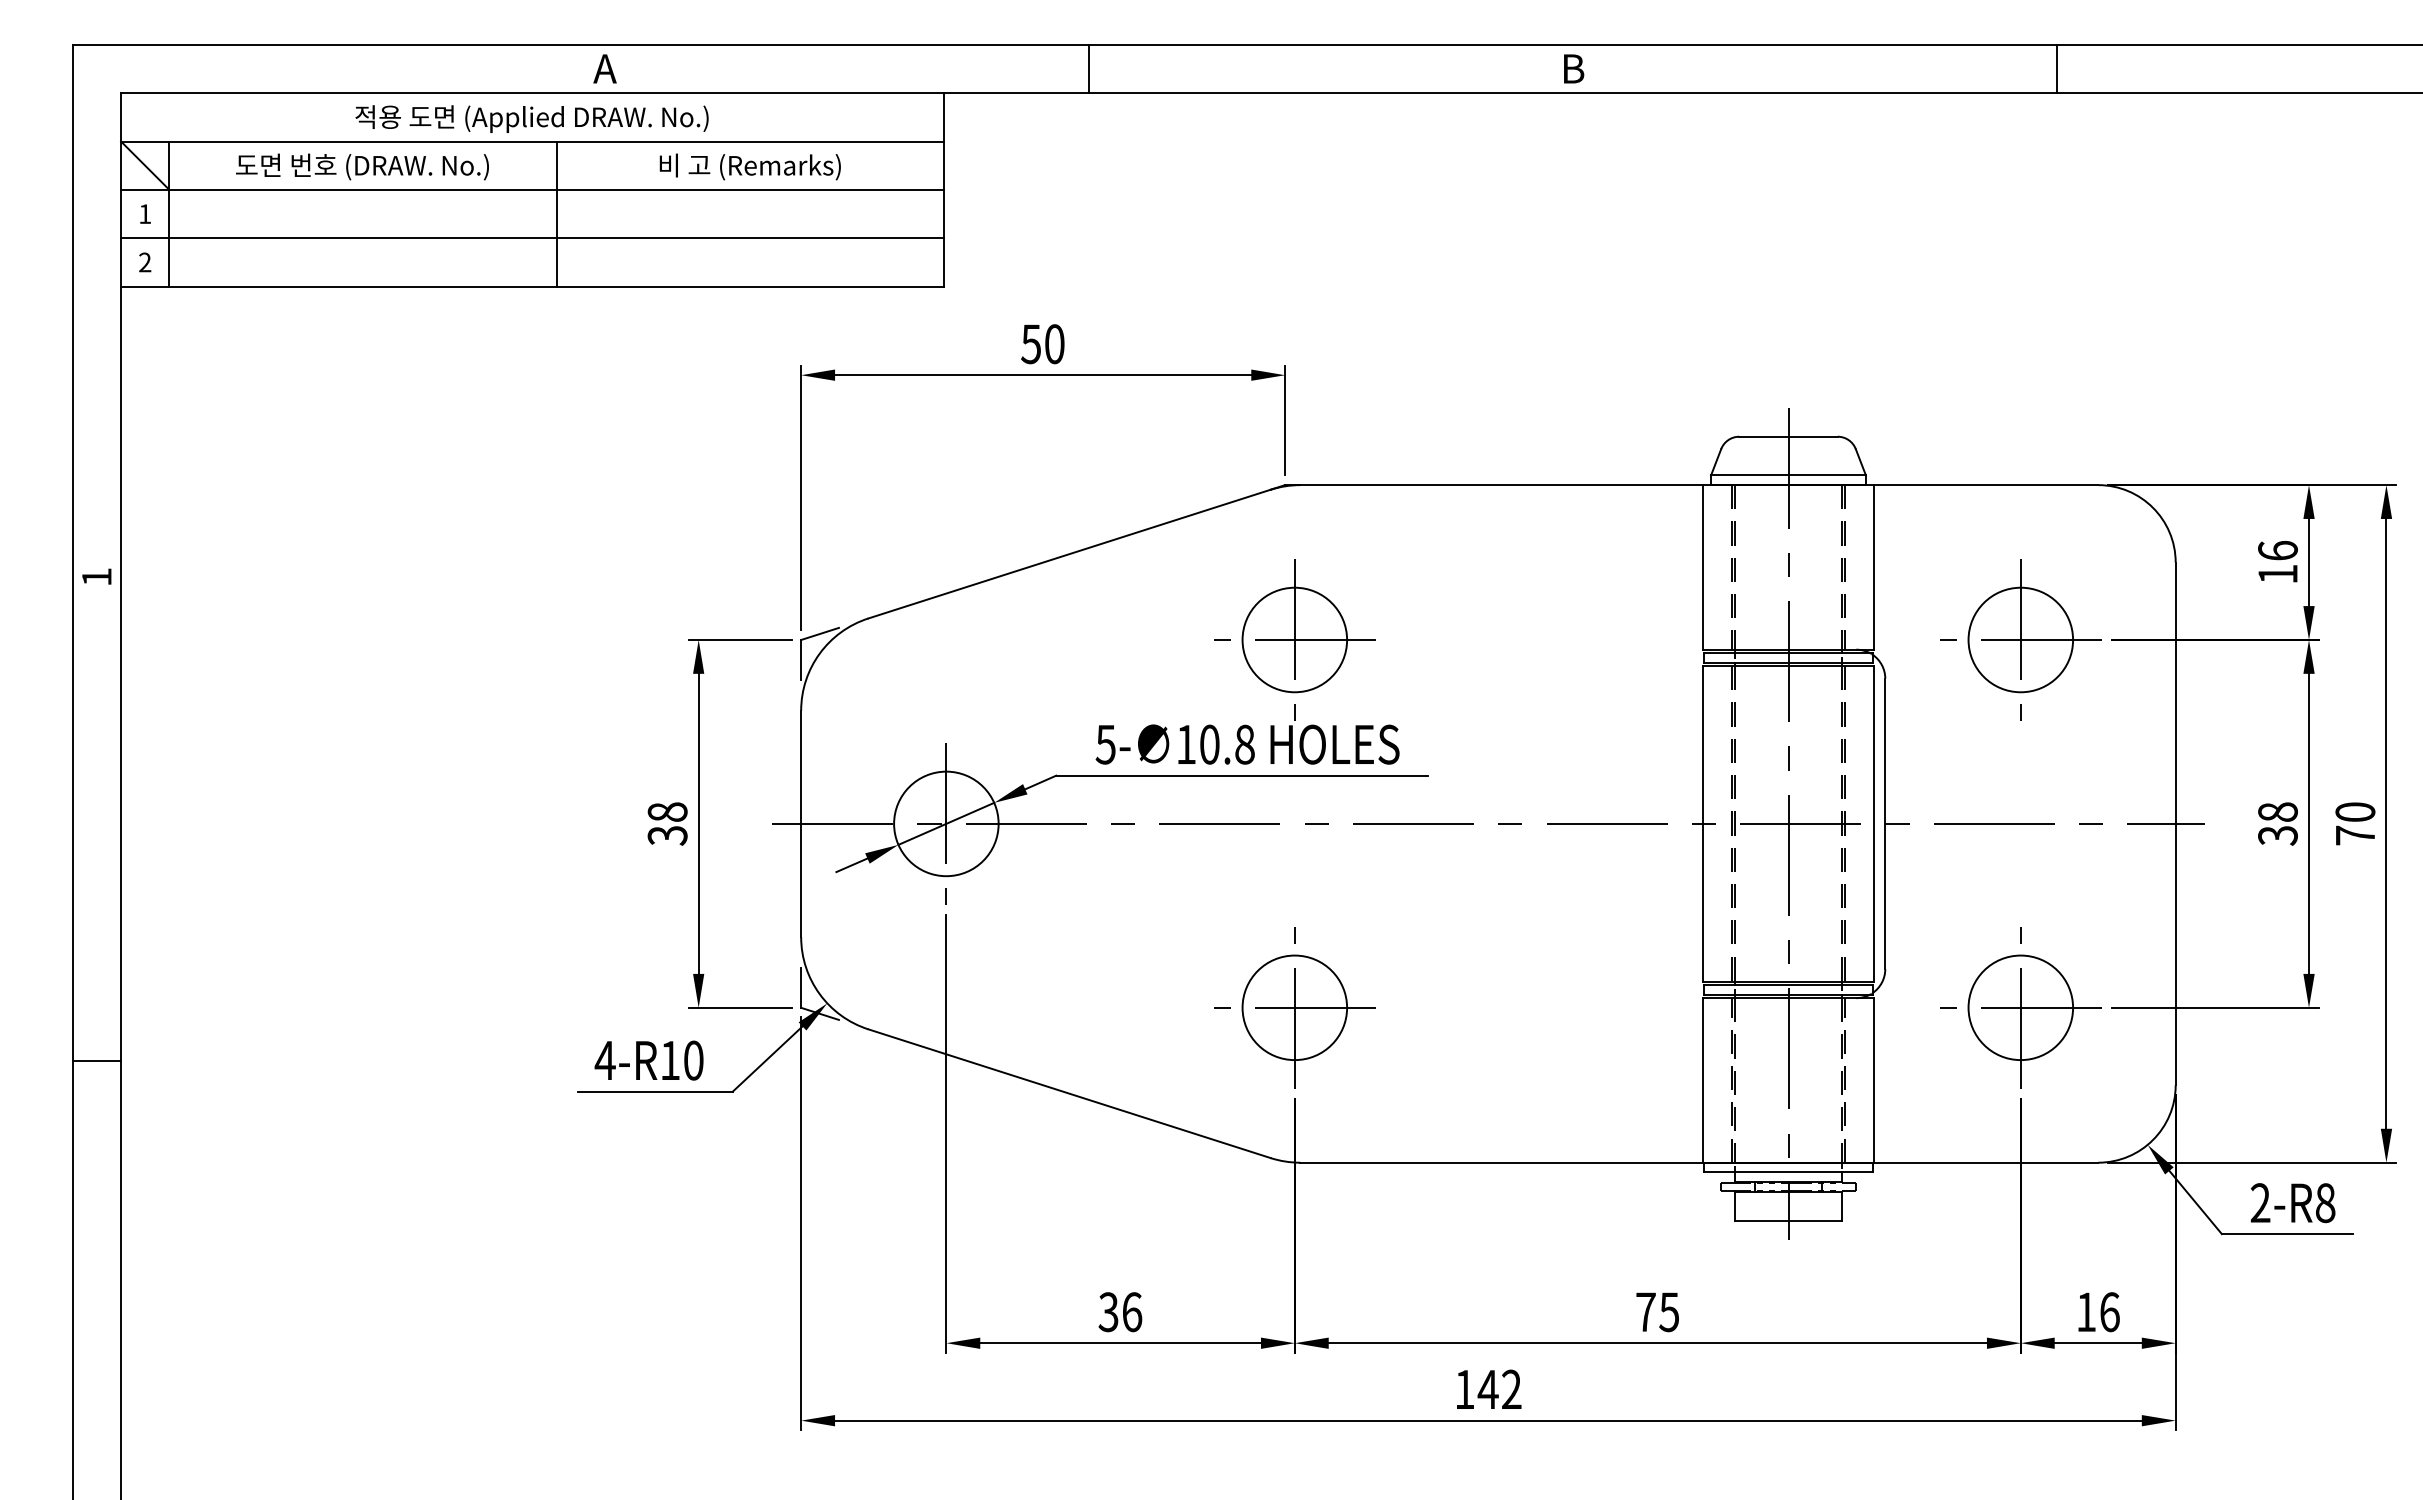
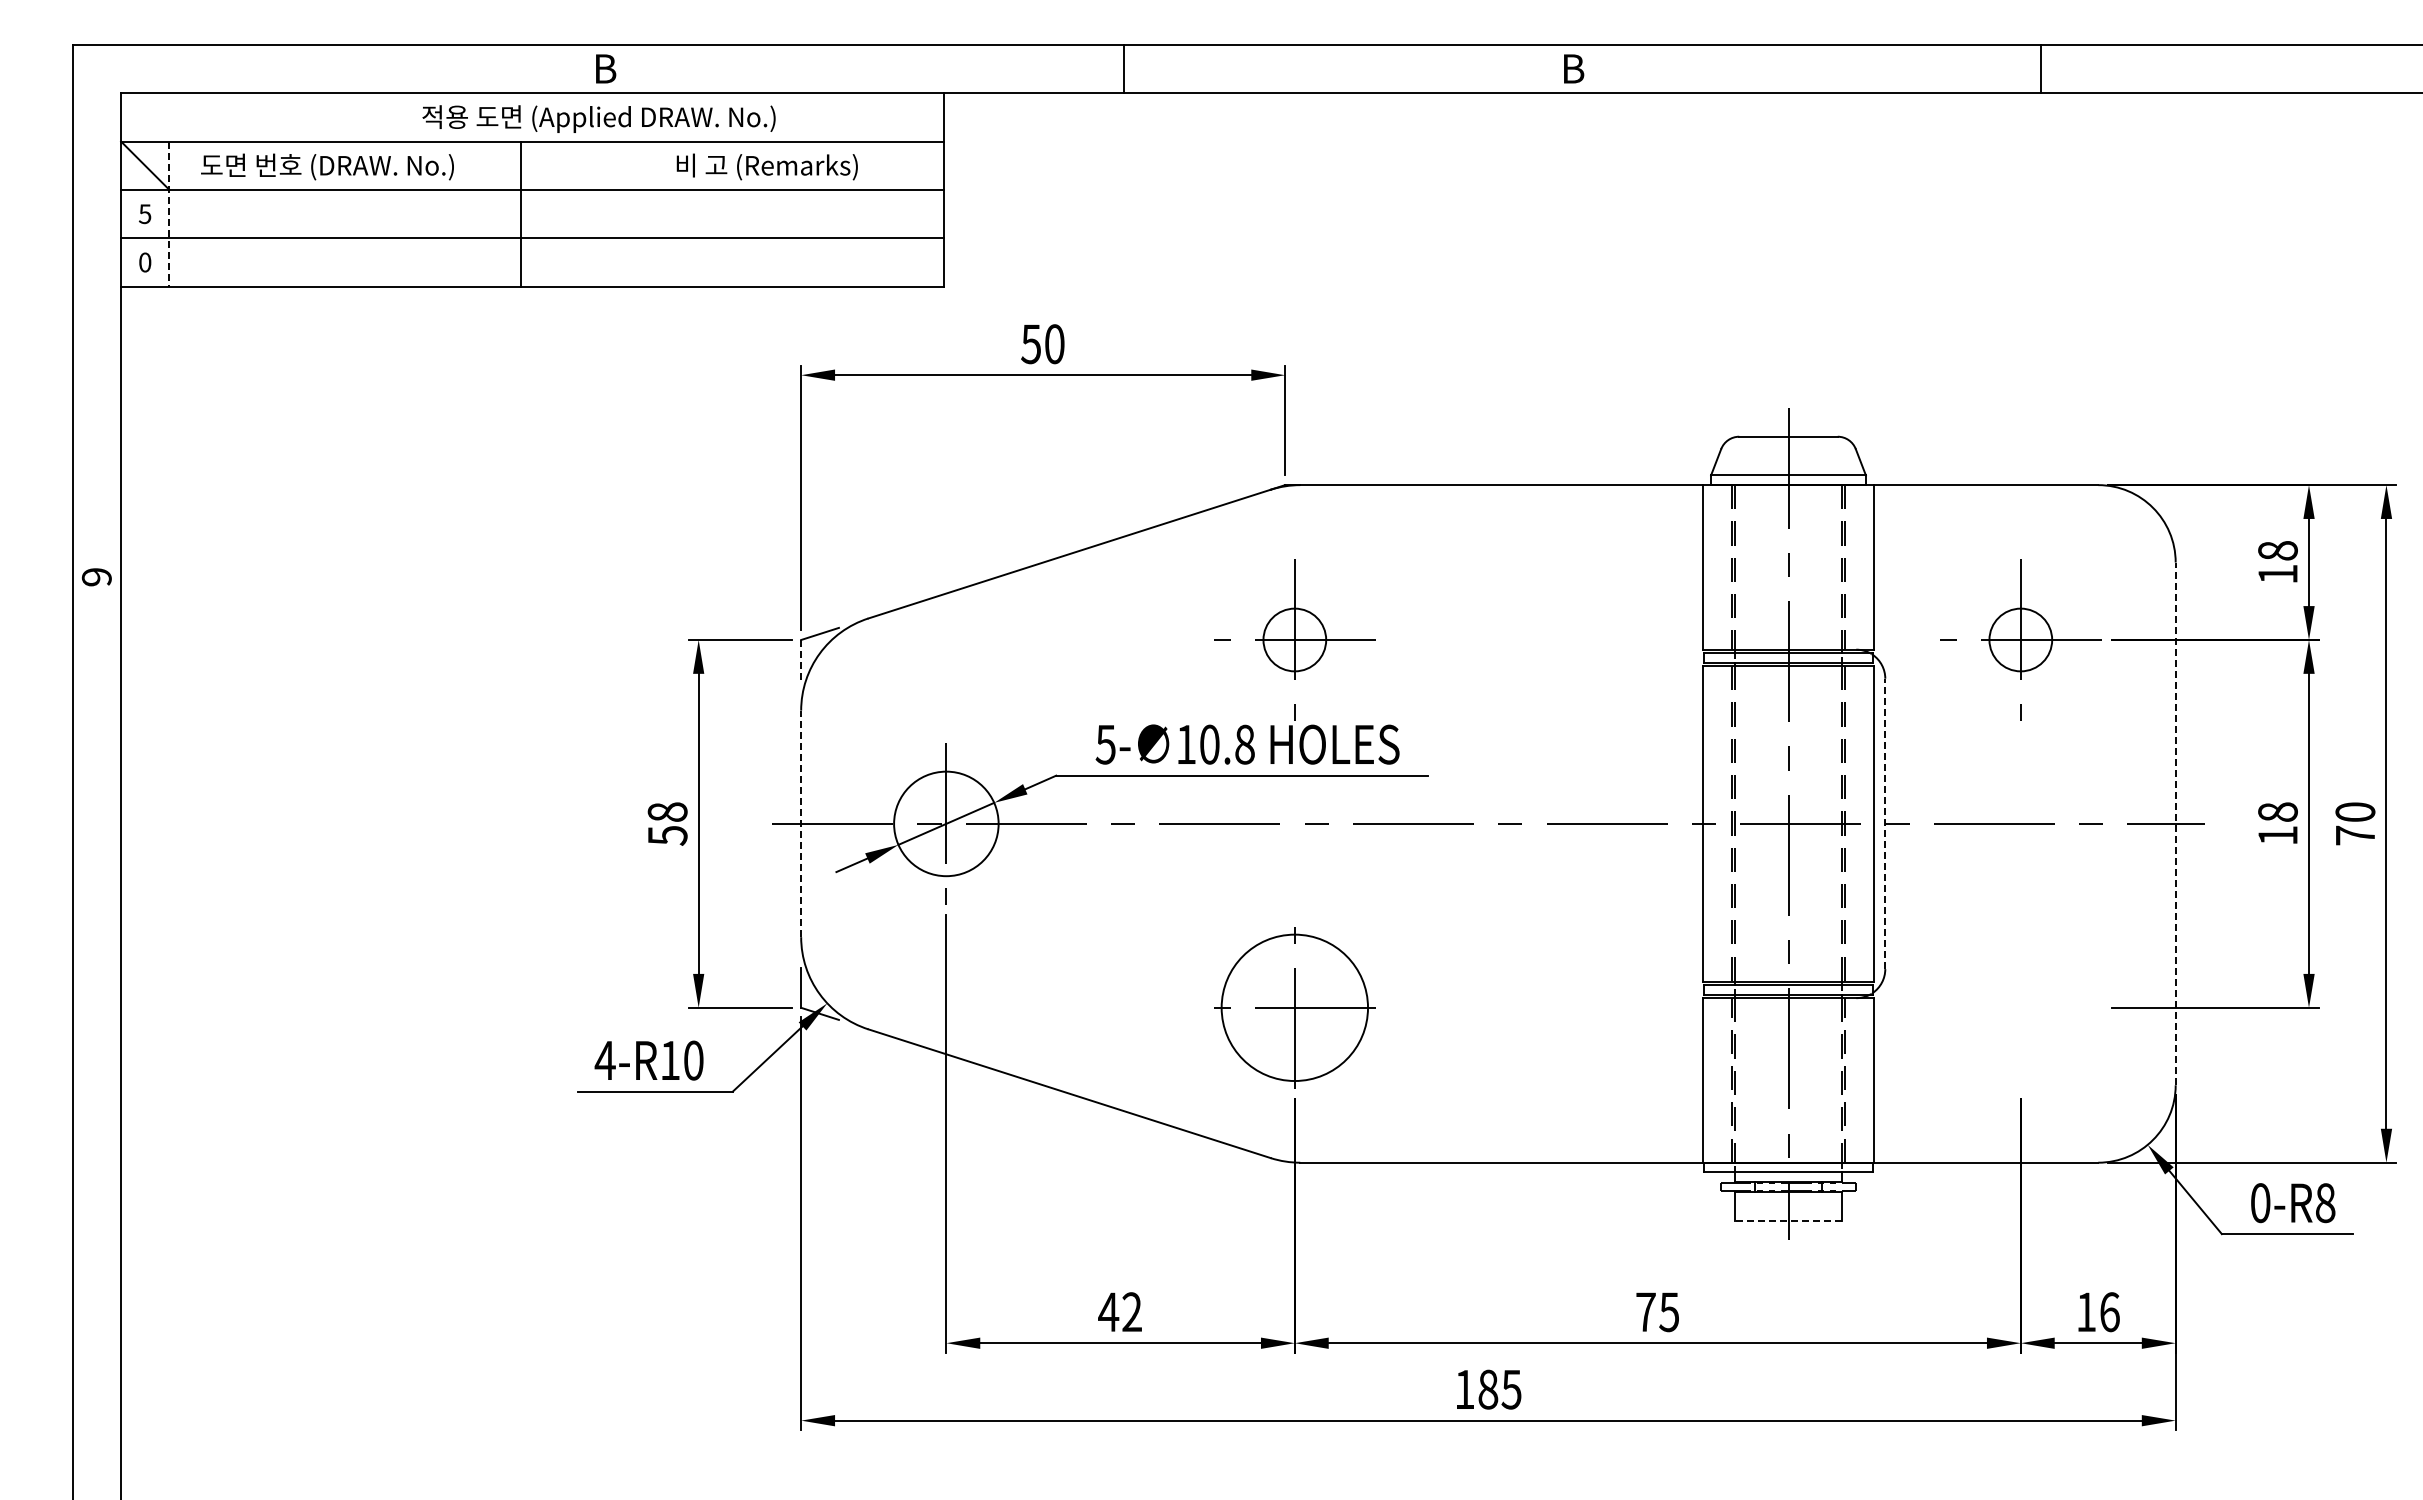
text: A -> B (604, 68)
line position: (1089, 68) -> (1124, 68) (1124, 68)
line position: (2057, 68) -> (2041, 68) (2041, 68)
text position: (531, 118) -> (598, 118) (598, 118)
text position: (362, 166) -> (327, 166) (327, 166)
text position: (749, 166) -> (766, 166) (766, 166)
line position: (556, 213) -> (520, 213) (520, 213)
text: 1 -> 5 (144, 214)
line: solid -> dashed (169, 214)
text: 2 -> 0 (145, 262)
text: 16 -> 18 (2277, 550)
text: 1 -> 9 (96, 577)
circle diameter: 105 px -> 63 px (1294, 639)
circle diameter: 105 px -> 63 px (2020, 639)
line: solid -> dashed (801, 659)
line: solid -> dashed (801, 823)
line: solid -> dashed (1885, 823)
line: solid -> dashed (2175, 823)
text: 38 -> 58 (667, 835)
text: 38 -> 18 (2277, 835)
circle diameter: 105 px -> 146 px (1294, 1007)
part: present -> none (2020, 1007)
line: present -> none (96, 1061)
text: 2-R8 -> 0-R8 (2260, 1203)
line: solid -> dashed (1788, 1220)
text: 36 -> 42 (1120, 1312)
text: 142 -> 185 (1499, 1389)
